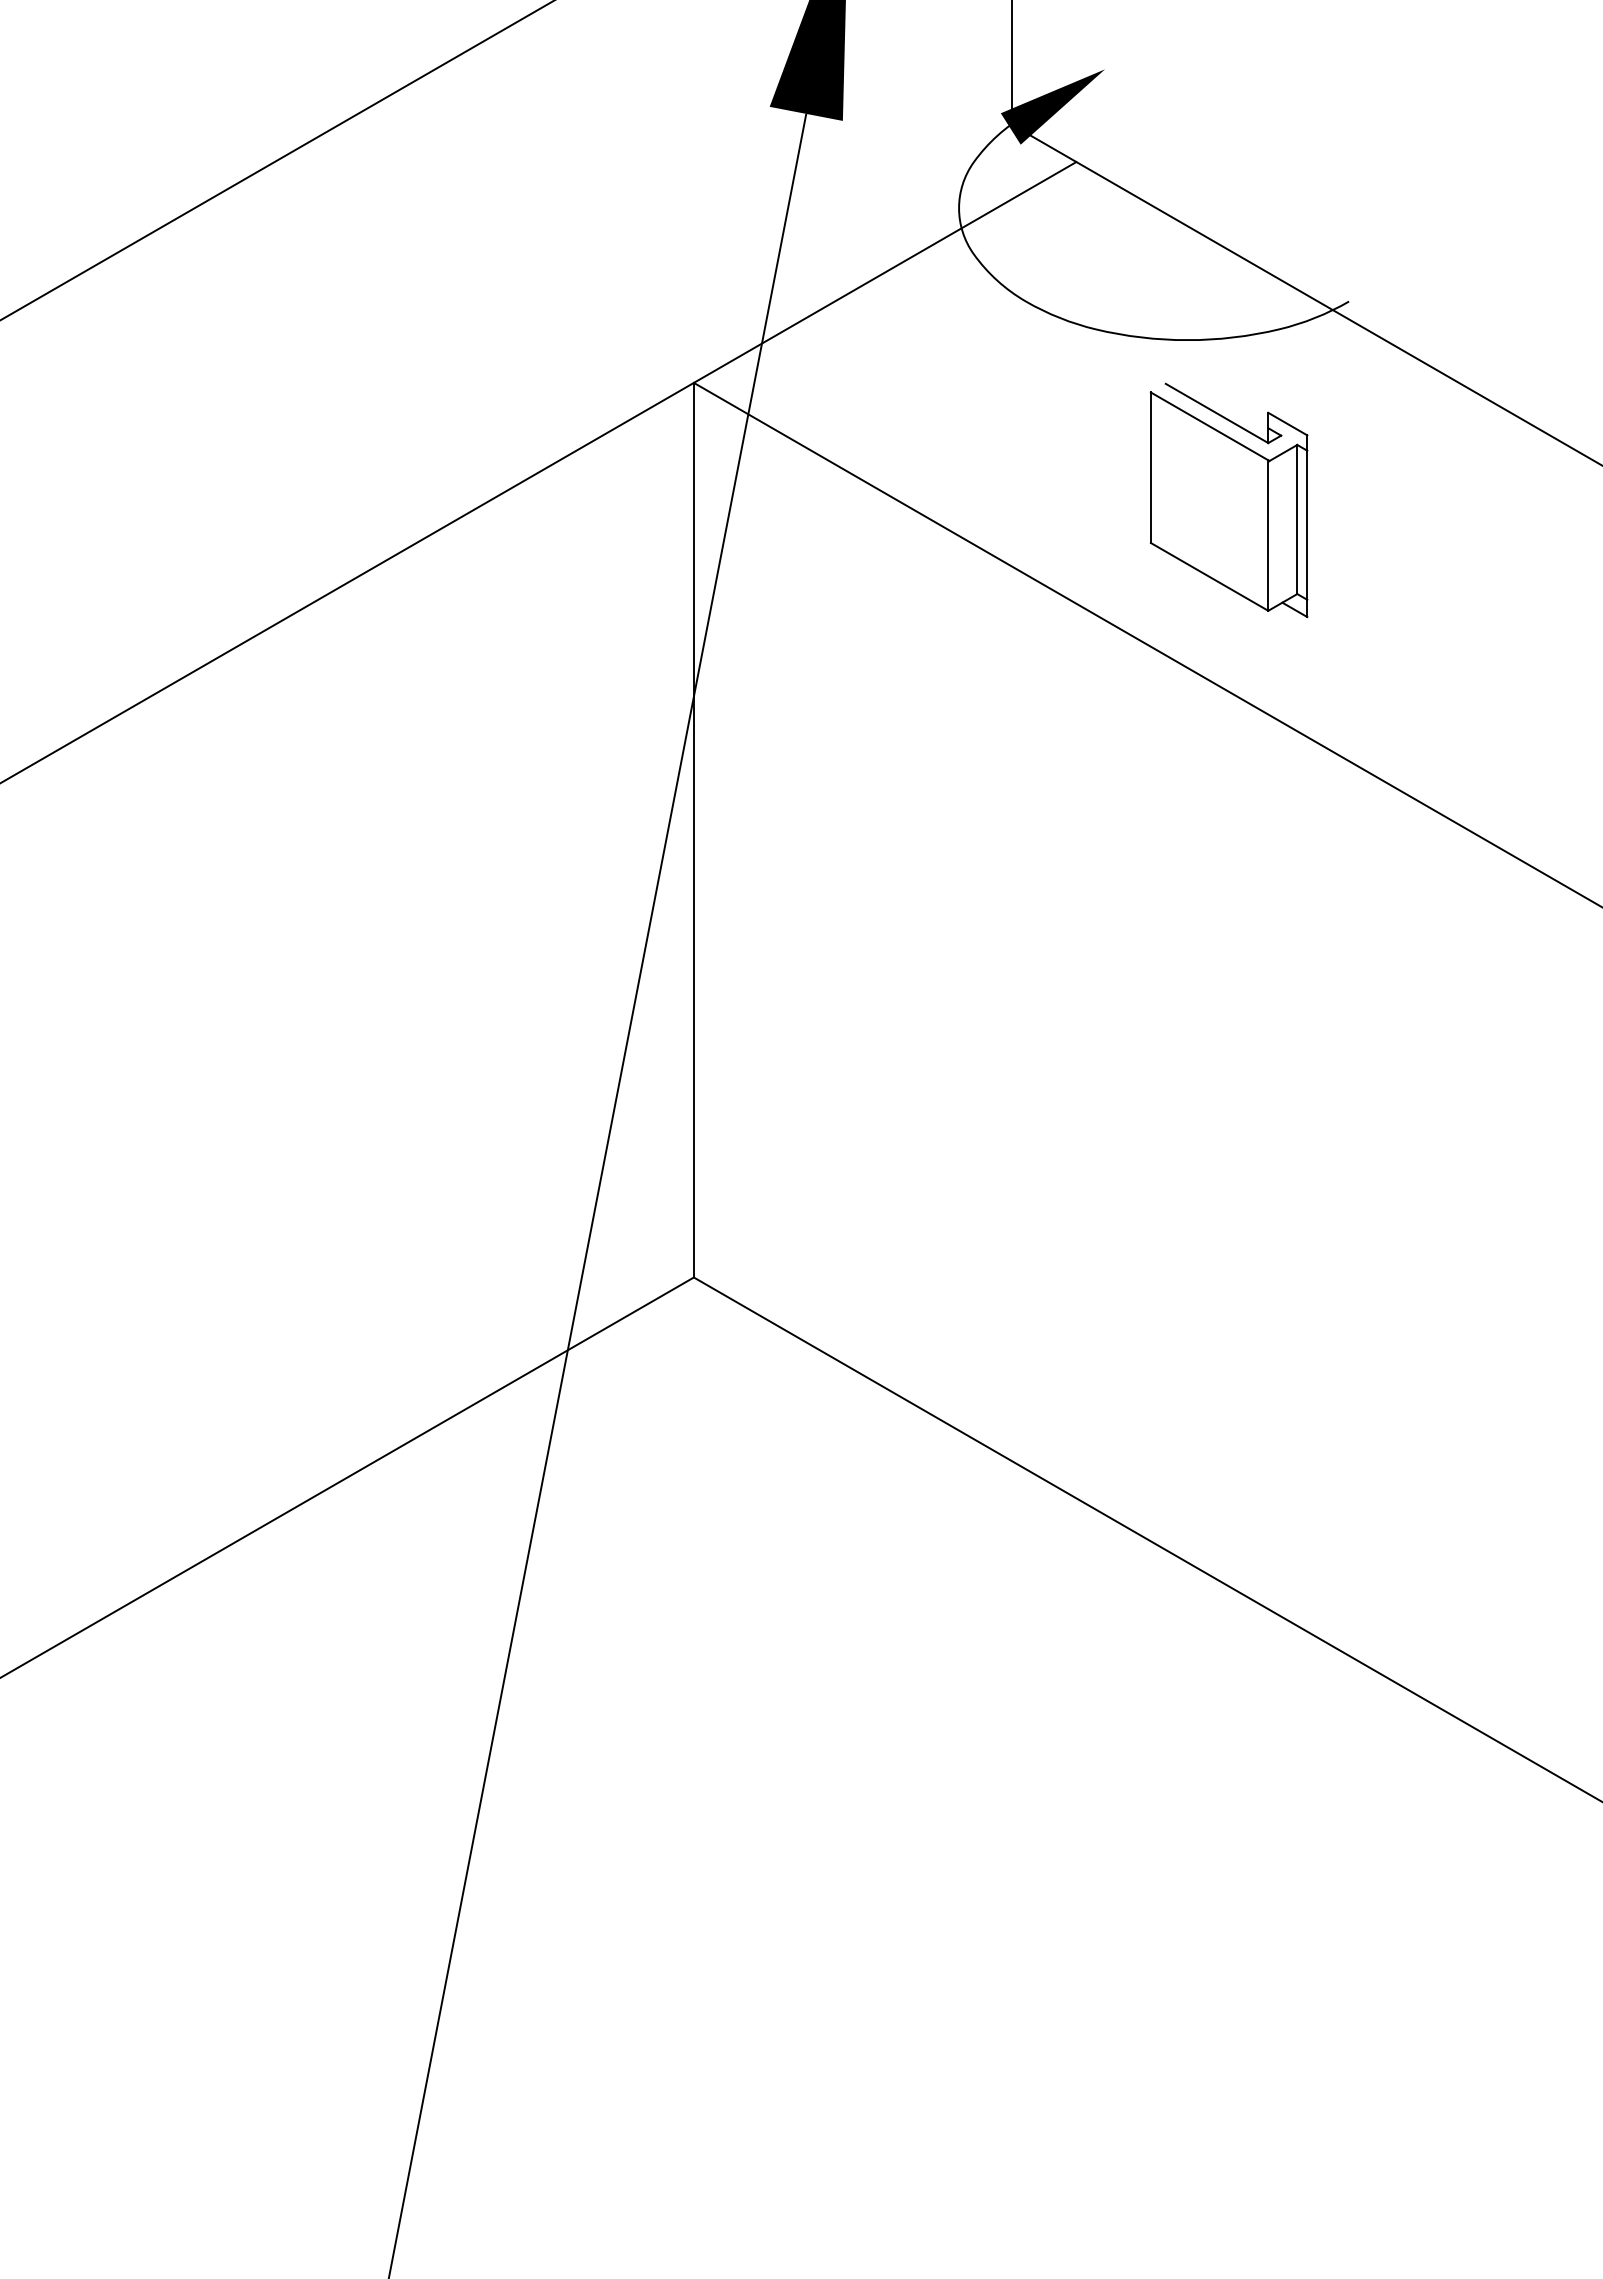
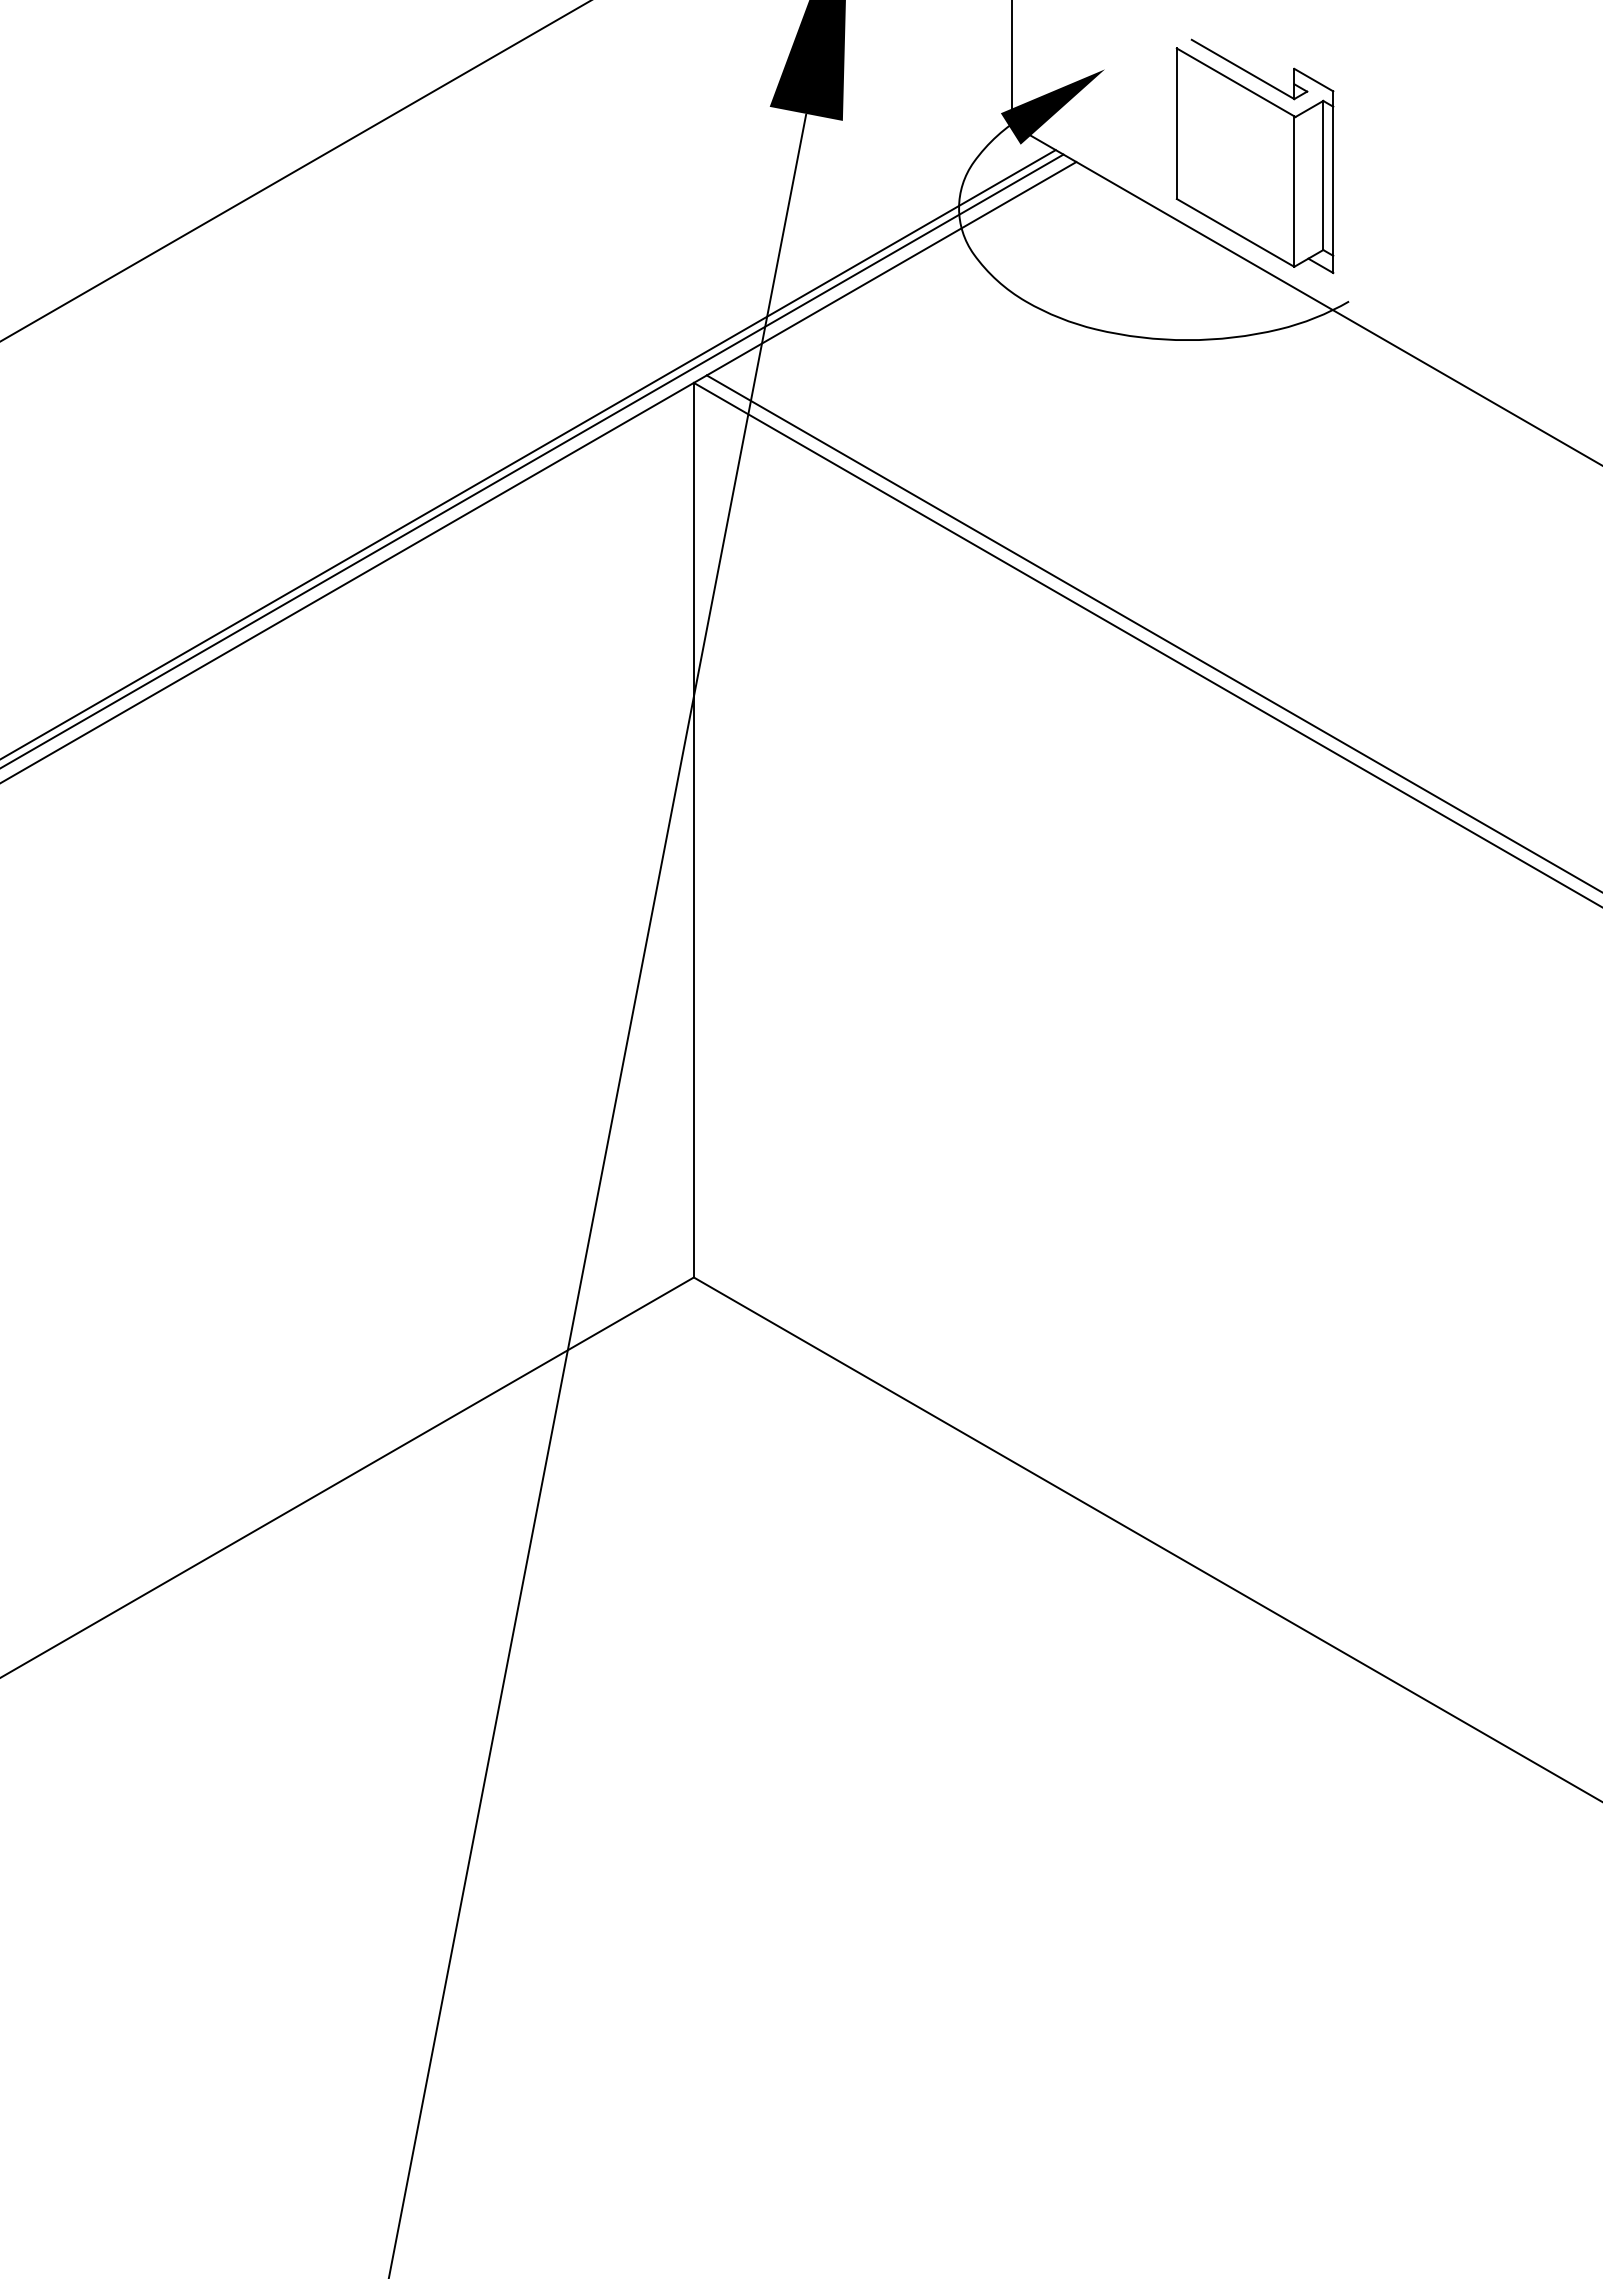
line position: (276, 160) -> (295, 171) (295, 171)
line: none -> present (528, 454)
line: none -> present (532, 460)
part position: (1228, 500) -> (1254, 156) (1254, 156)
line: none -> present (1152, 633)
